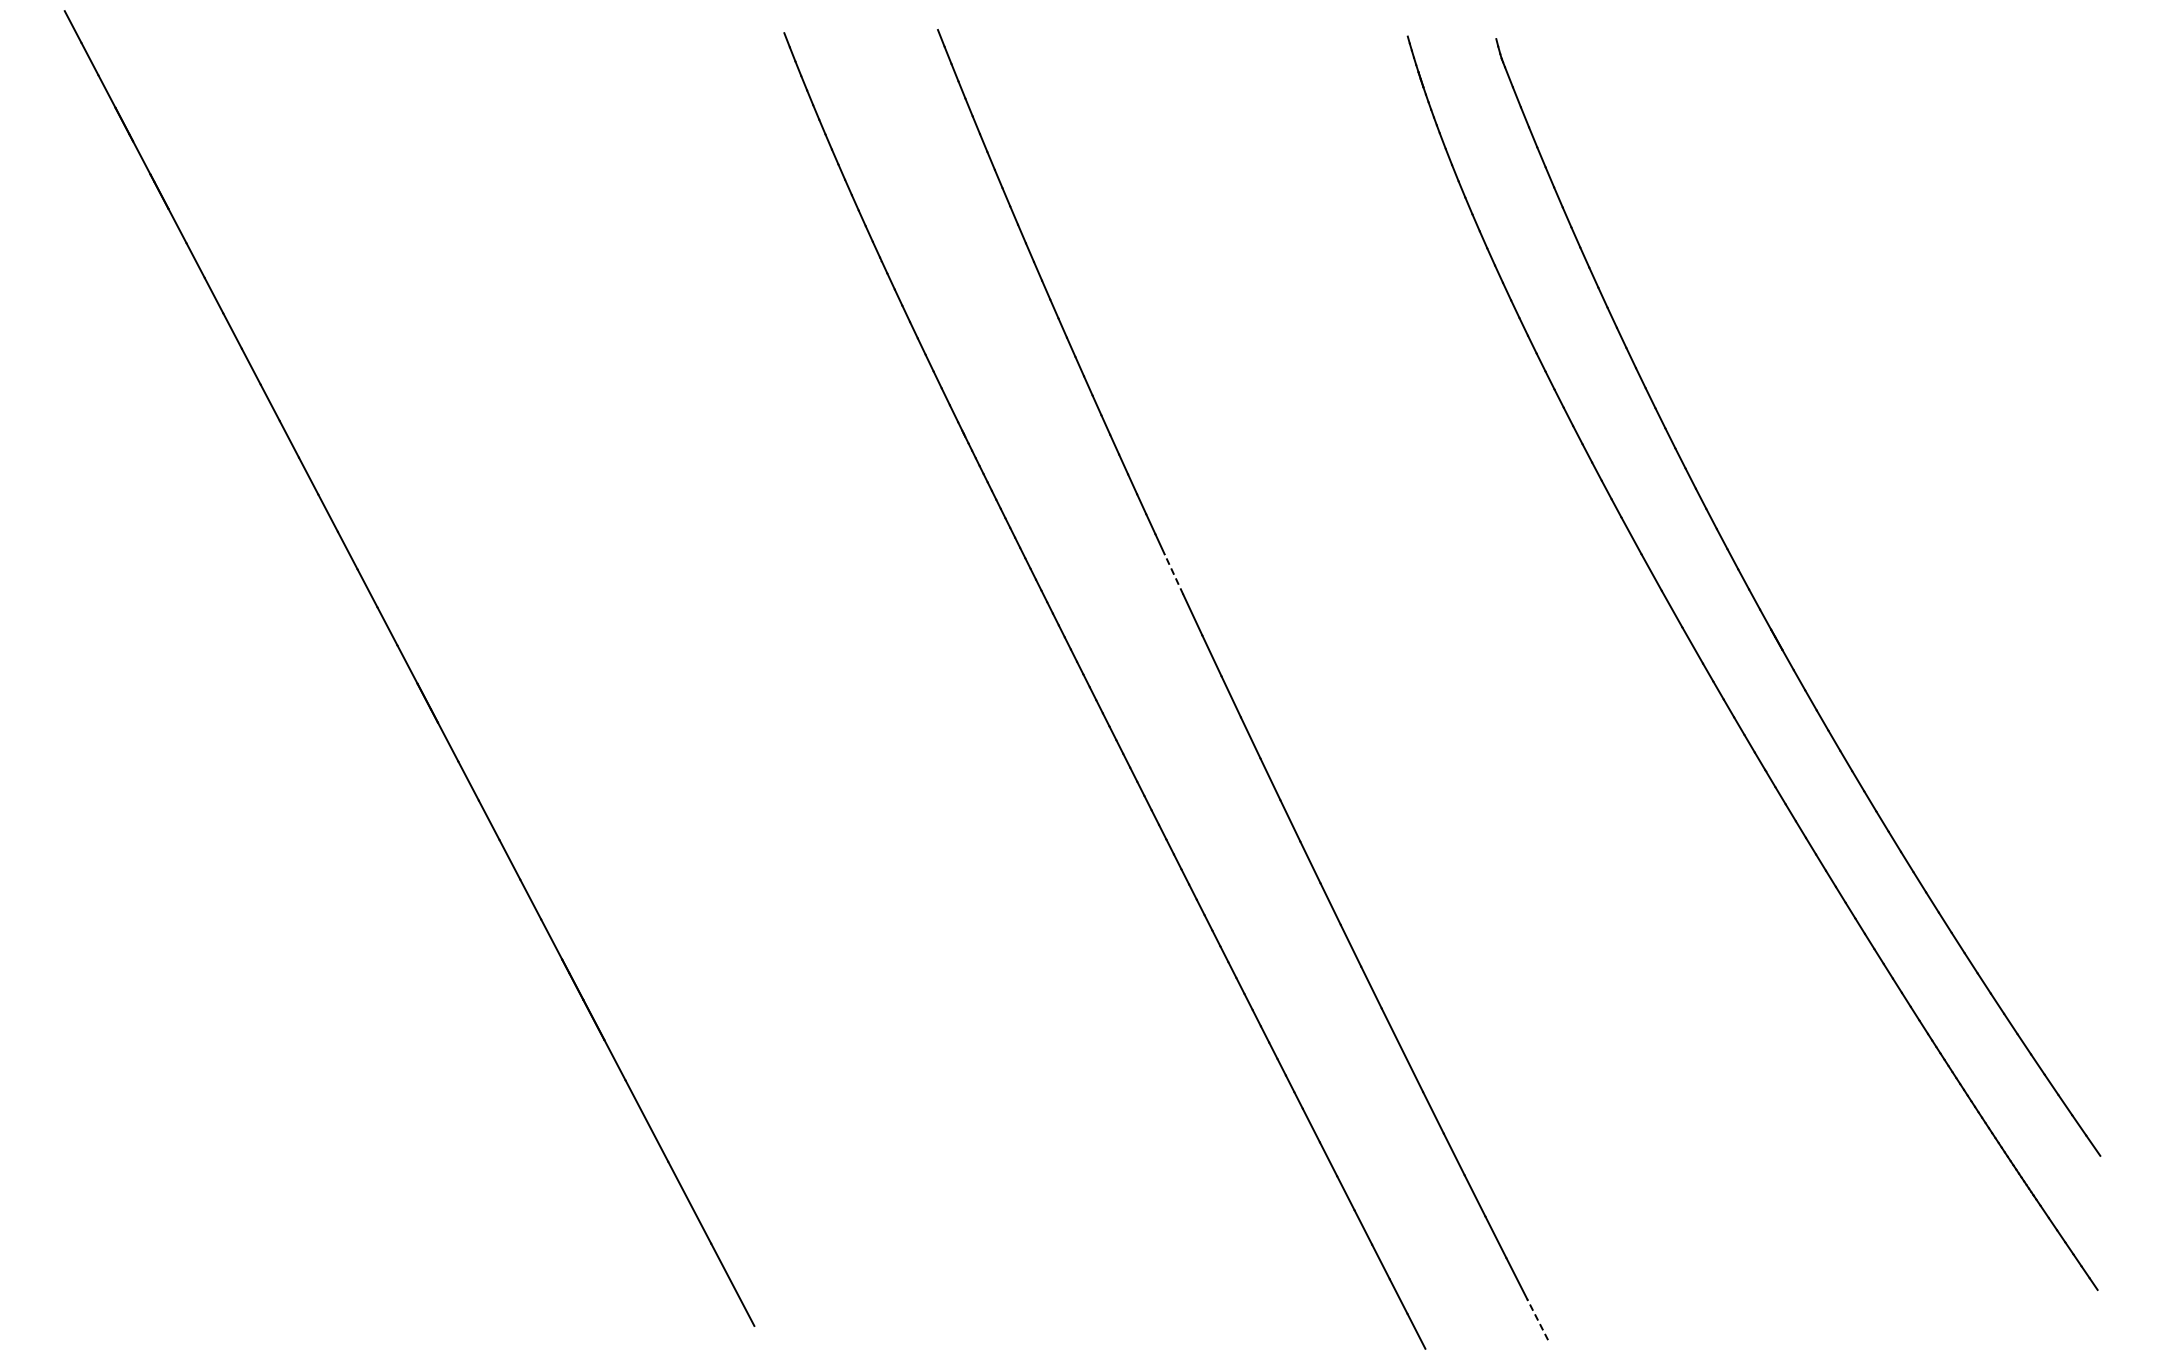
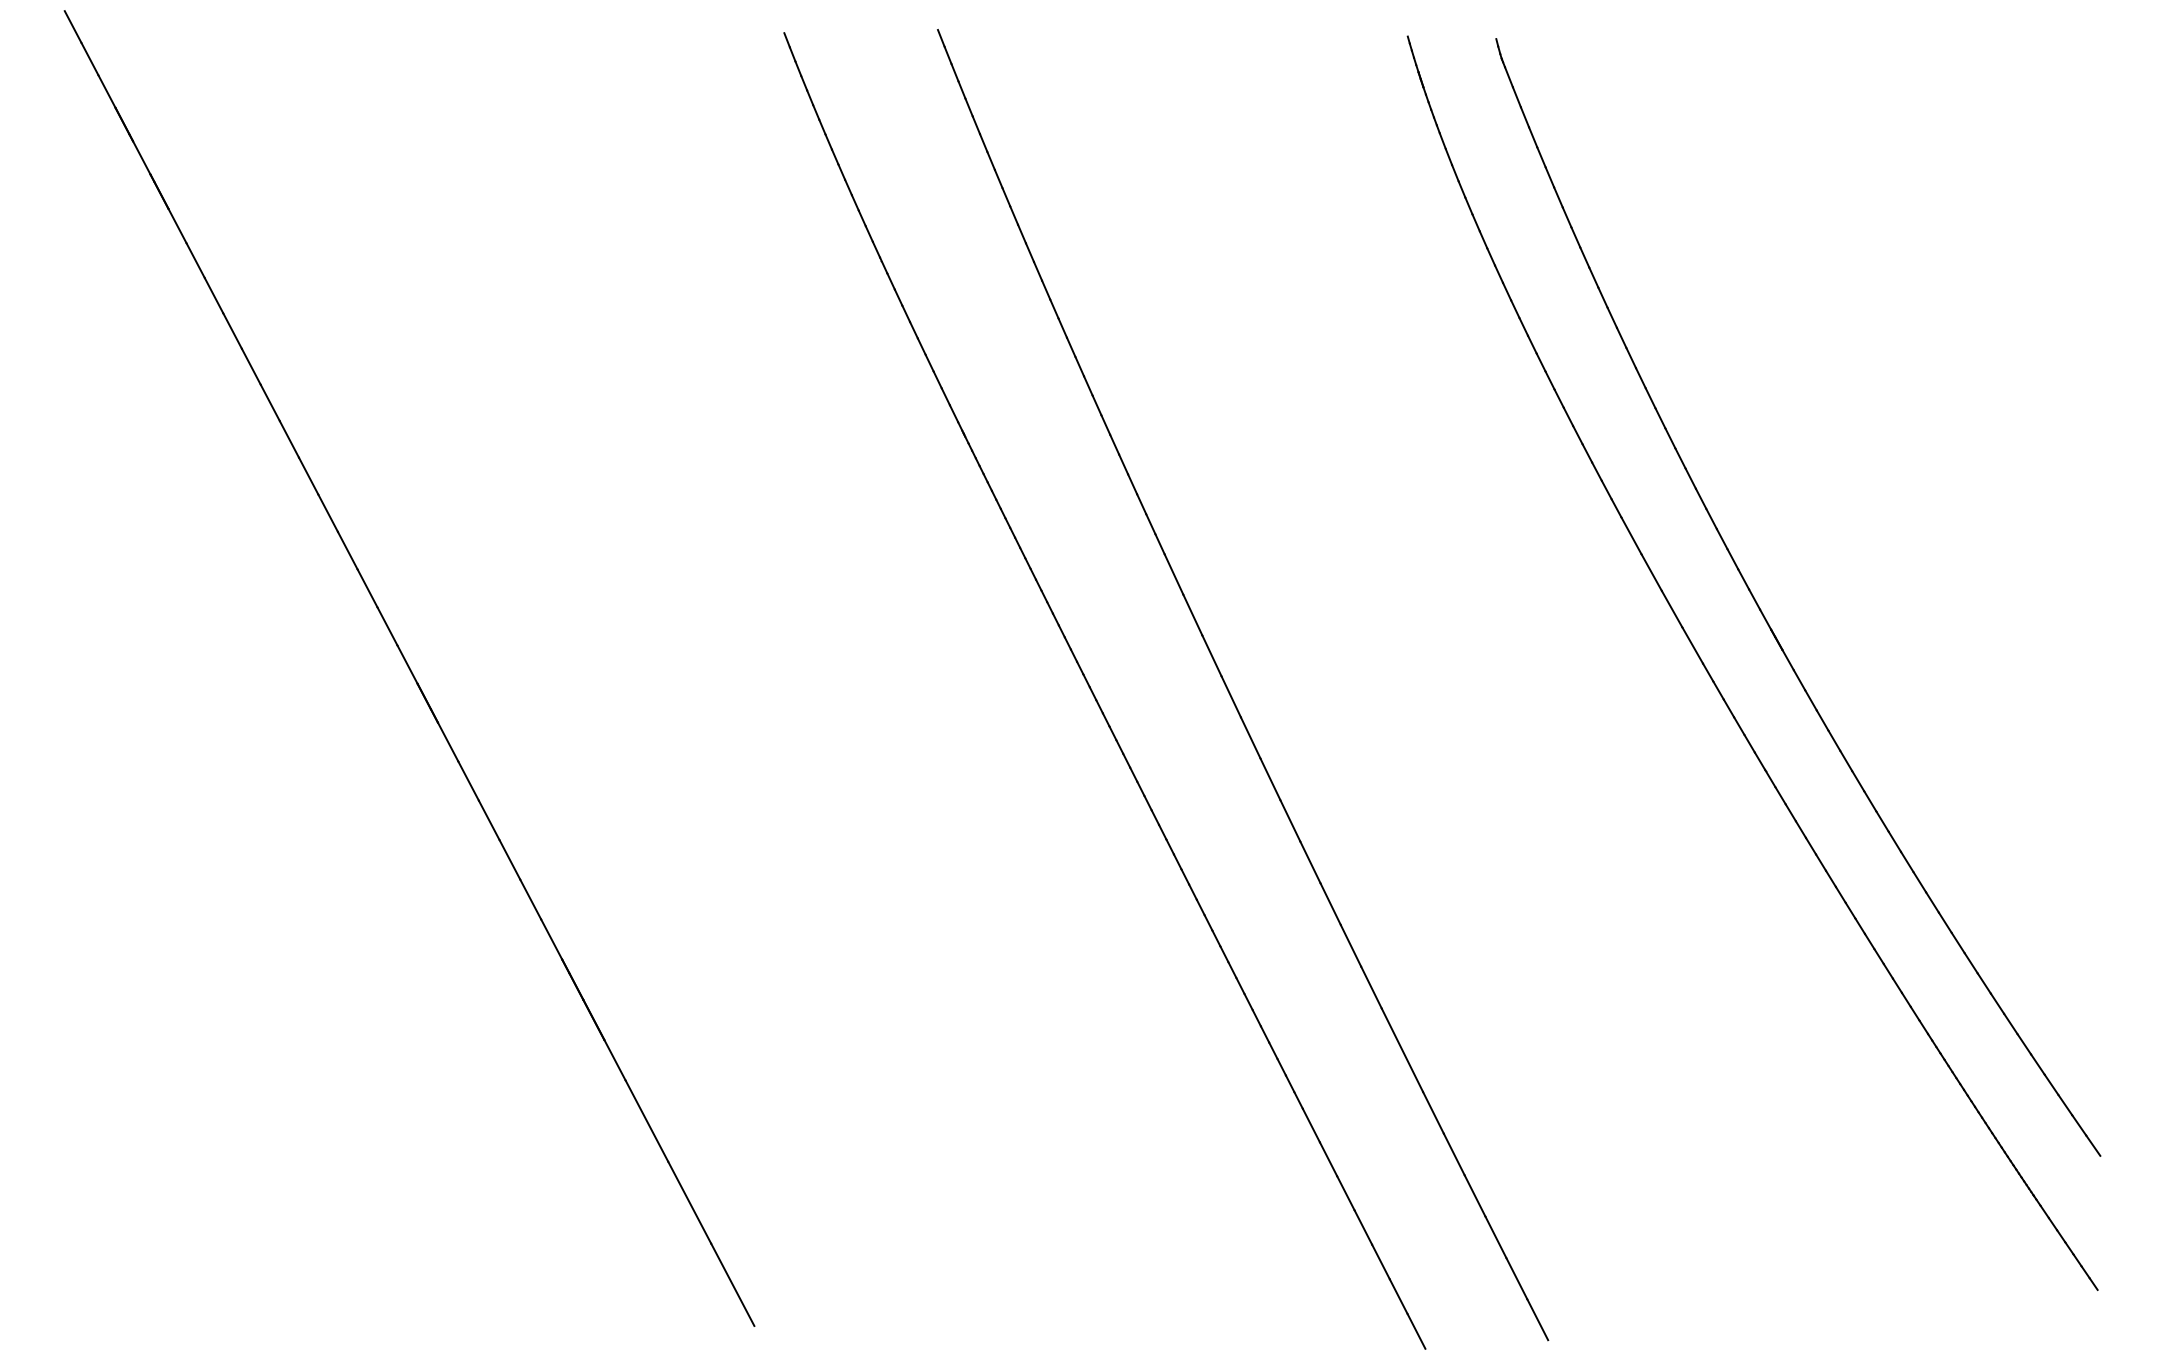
line: dashed -> solid (1173, 574)
line: dashed -> solid (1537, 1319)
